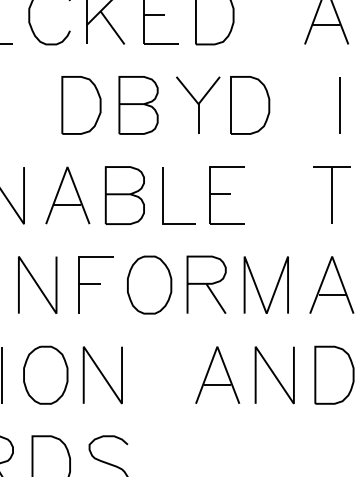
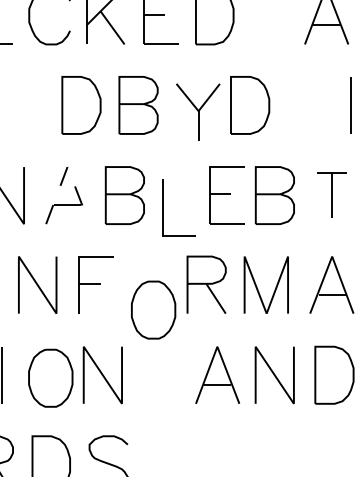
part position: (198, 104) -> (198, 111) (198, 111)
line position: (339, 105) -> (350, 105) (350, 105)
line: solid -> dashed (67, 167)
part size: 38x58 px -> 30x46 px (331, 194)
line position: (163, 195) -> (163, 207) (163, 207)
part: none -> present (274, 195)
part position: (149, 284) -> (153, 309) (153, 309)
part position: (45, 374) -> (50, 377) (50, 377)
